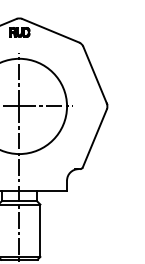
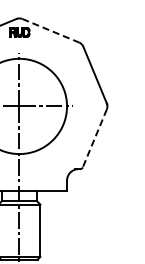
line: solid -> dashed (50, 30)
line: solid -> dashed (94, 138)
